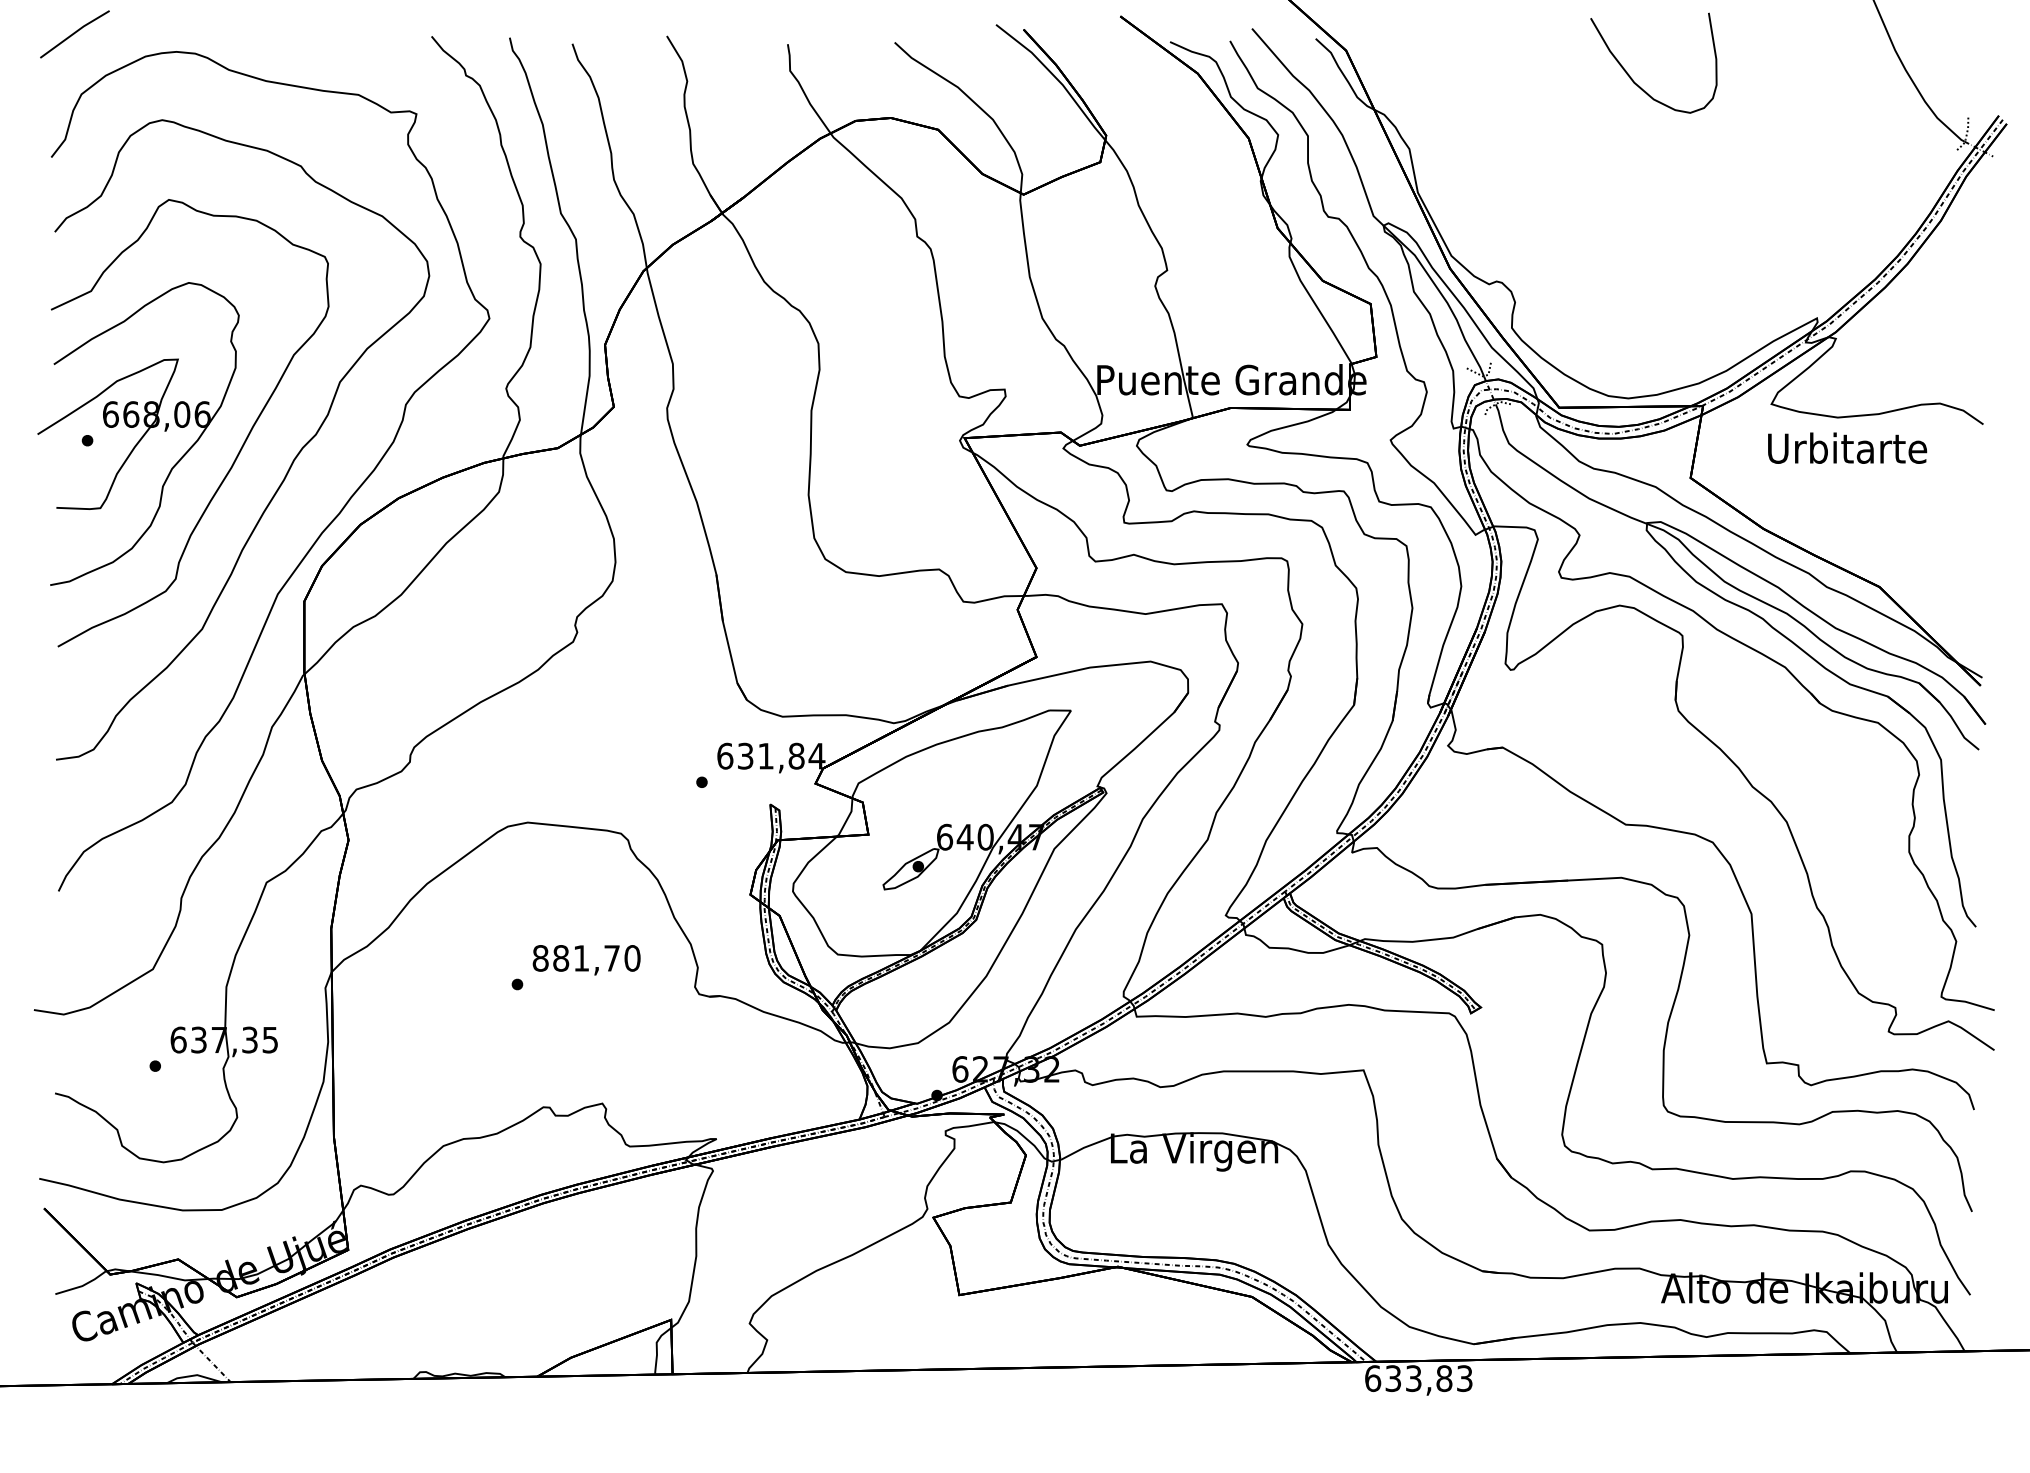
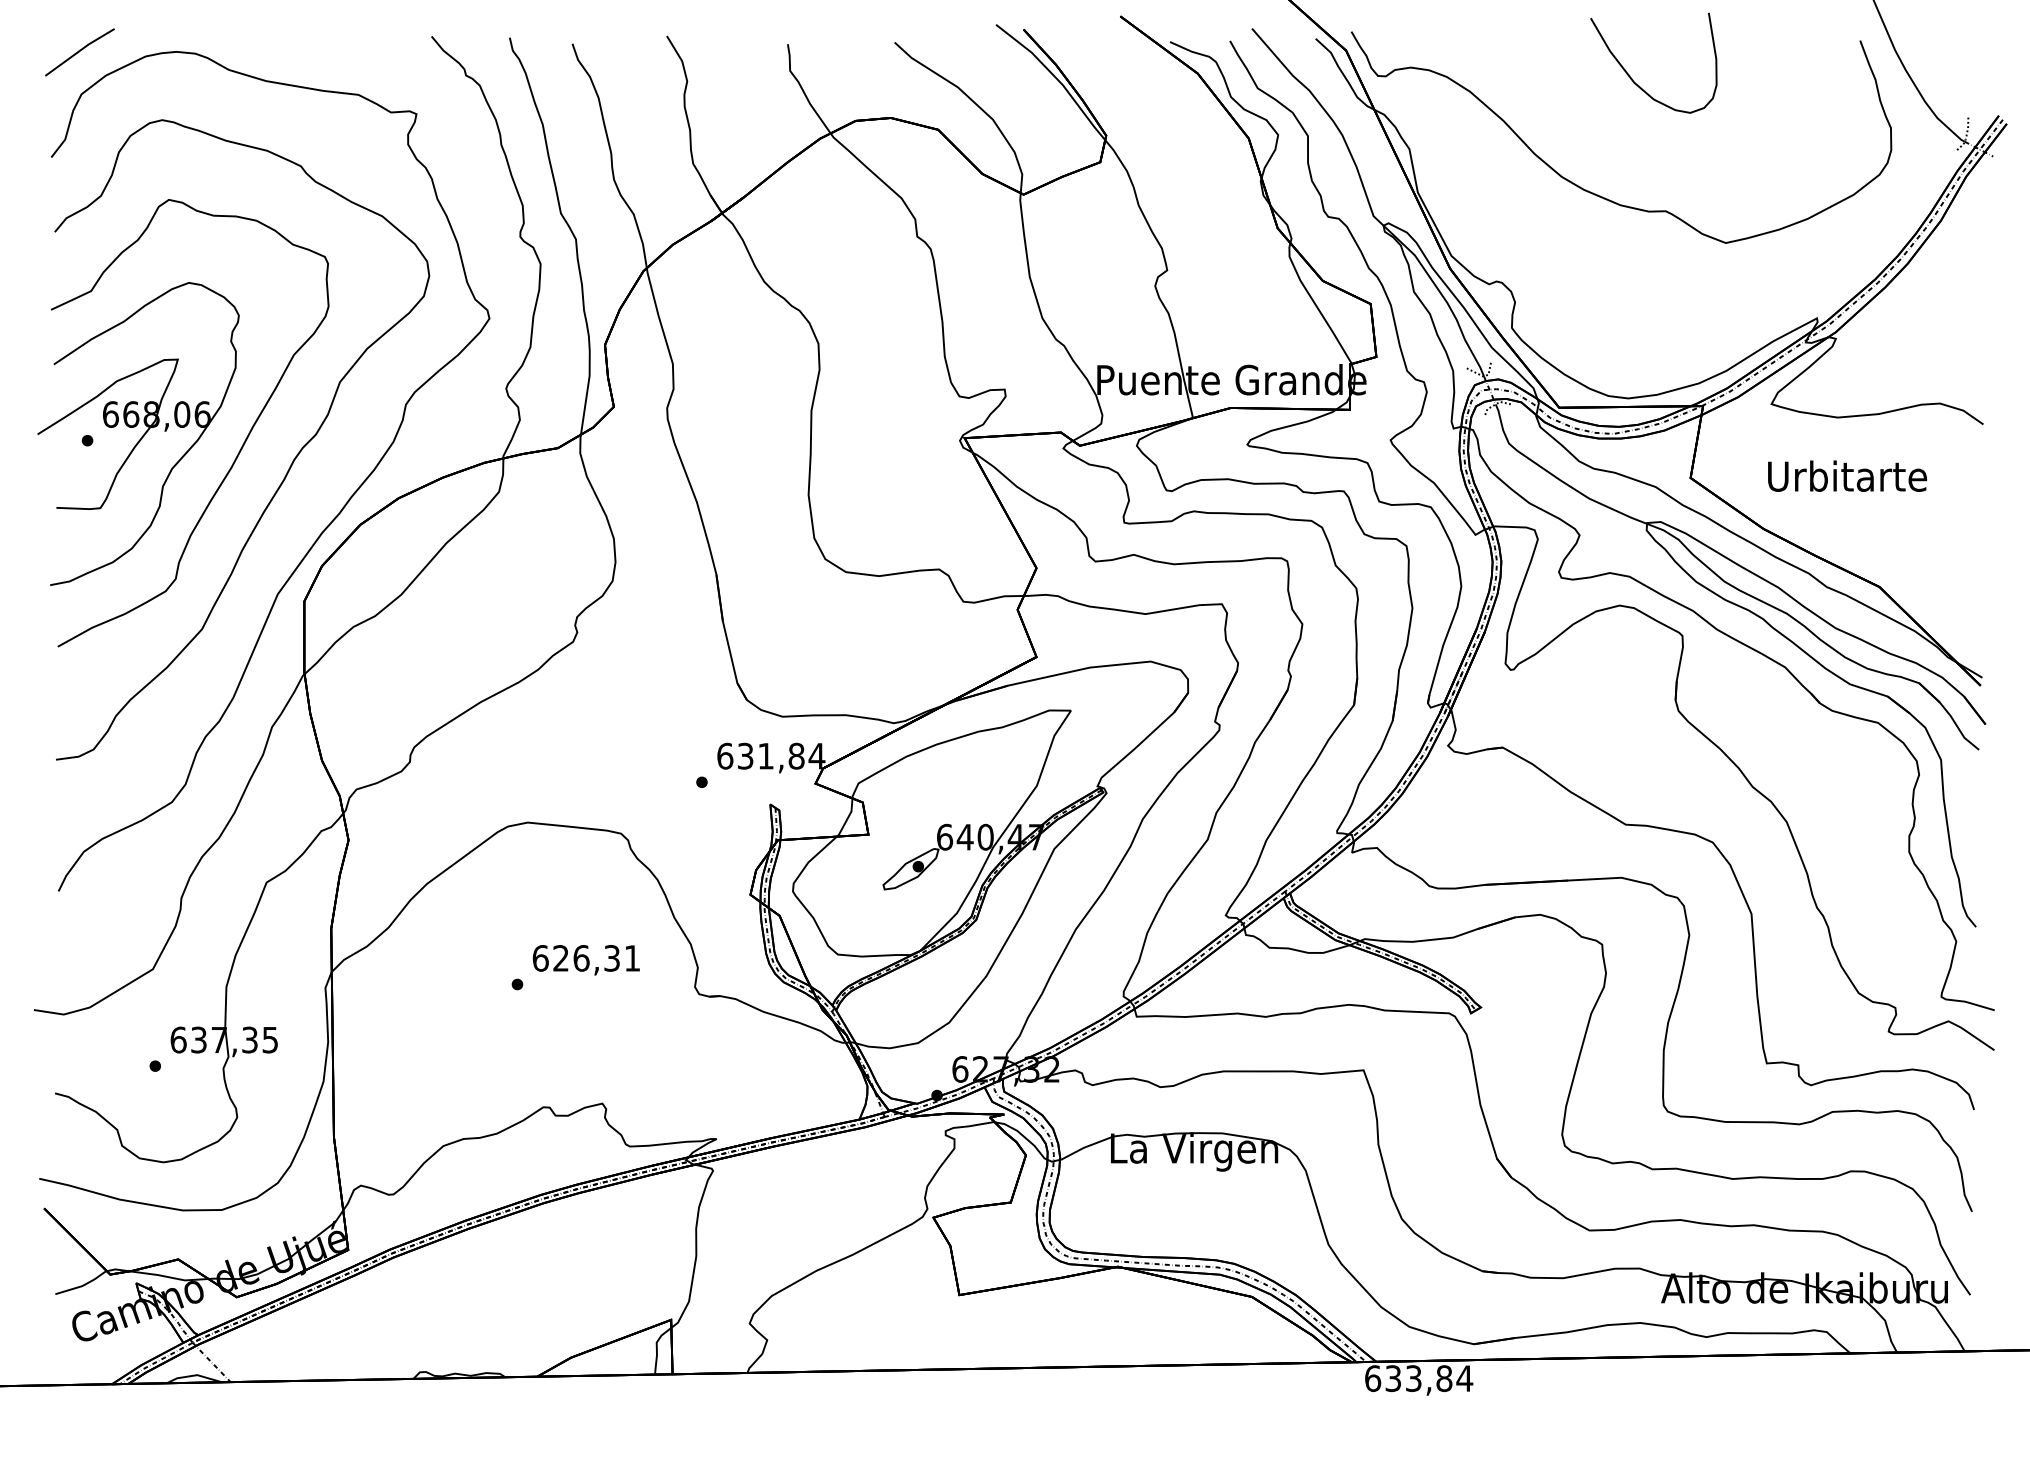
line position: (74, 34) -> (79, 52) (79, 52)
curve: none -> present (1600, 195)
text position: (1847, 447) -> (1847, 475) (1847, 475)
text: 881,70 -> 626,31 (586, 958)
text: 633,83 -> 633,84 (1464, 1378)
